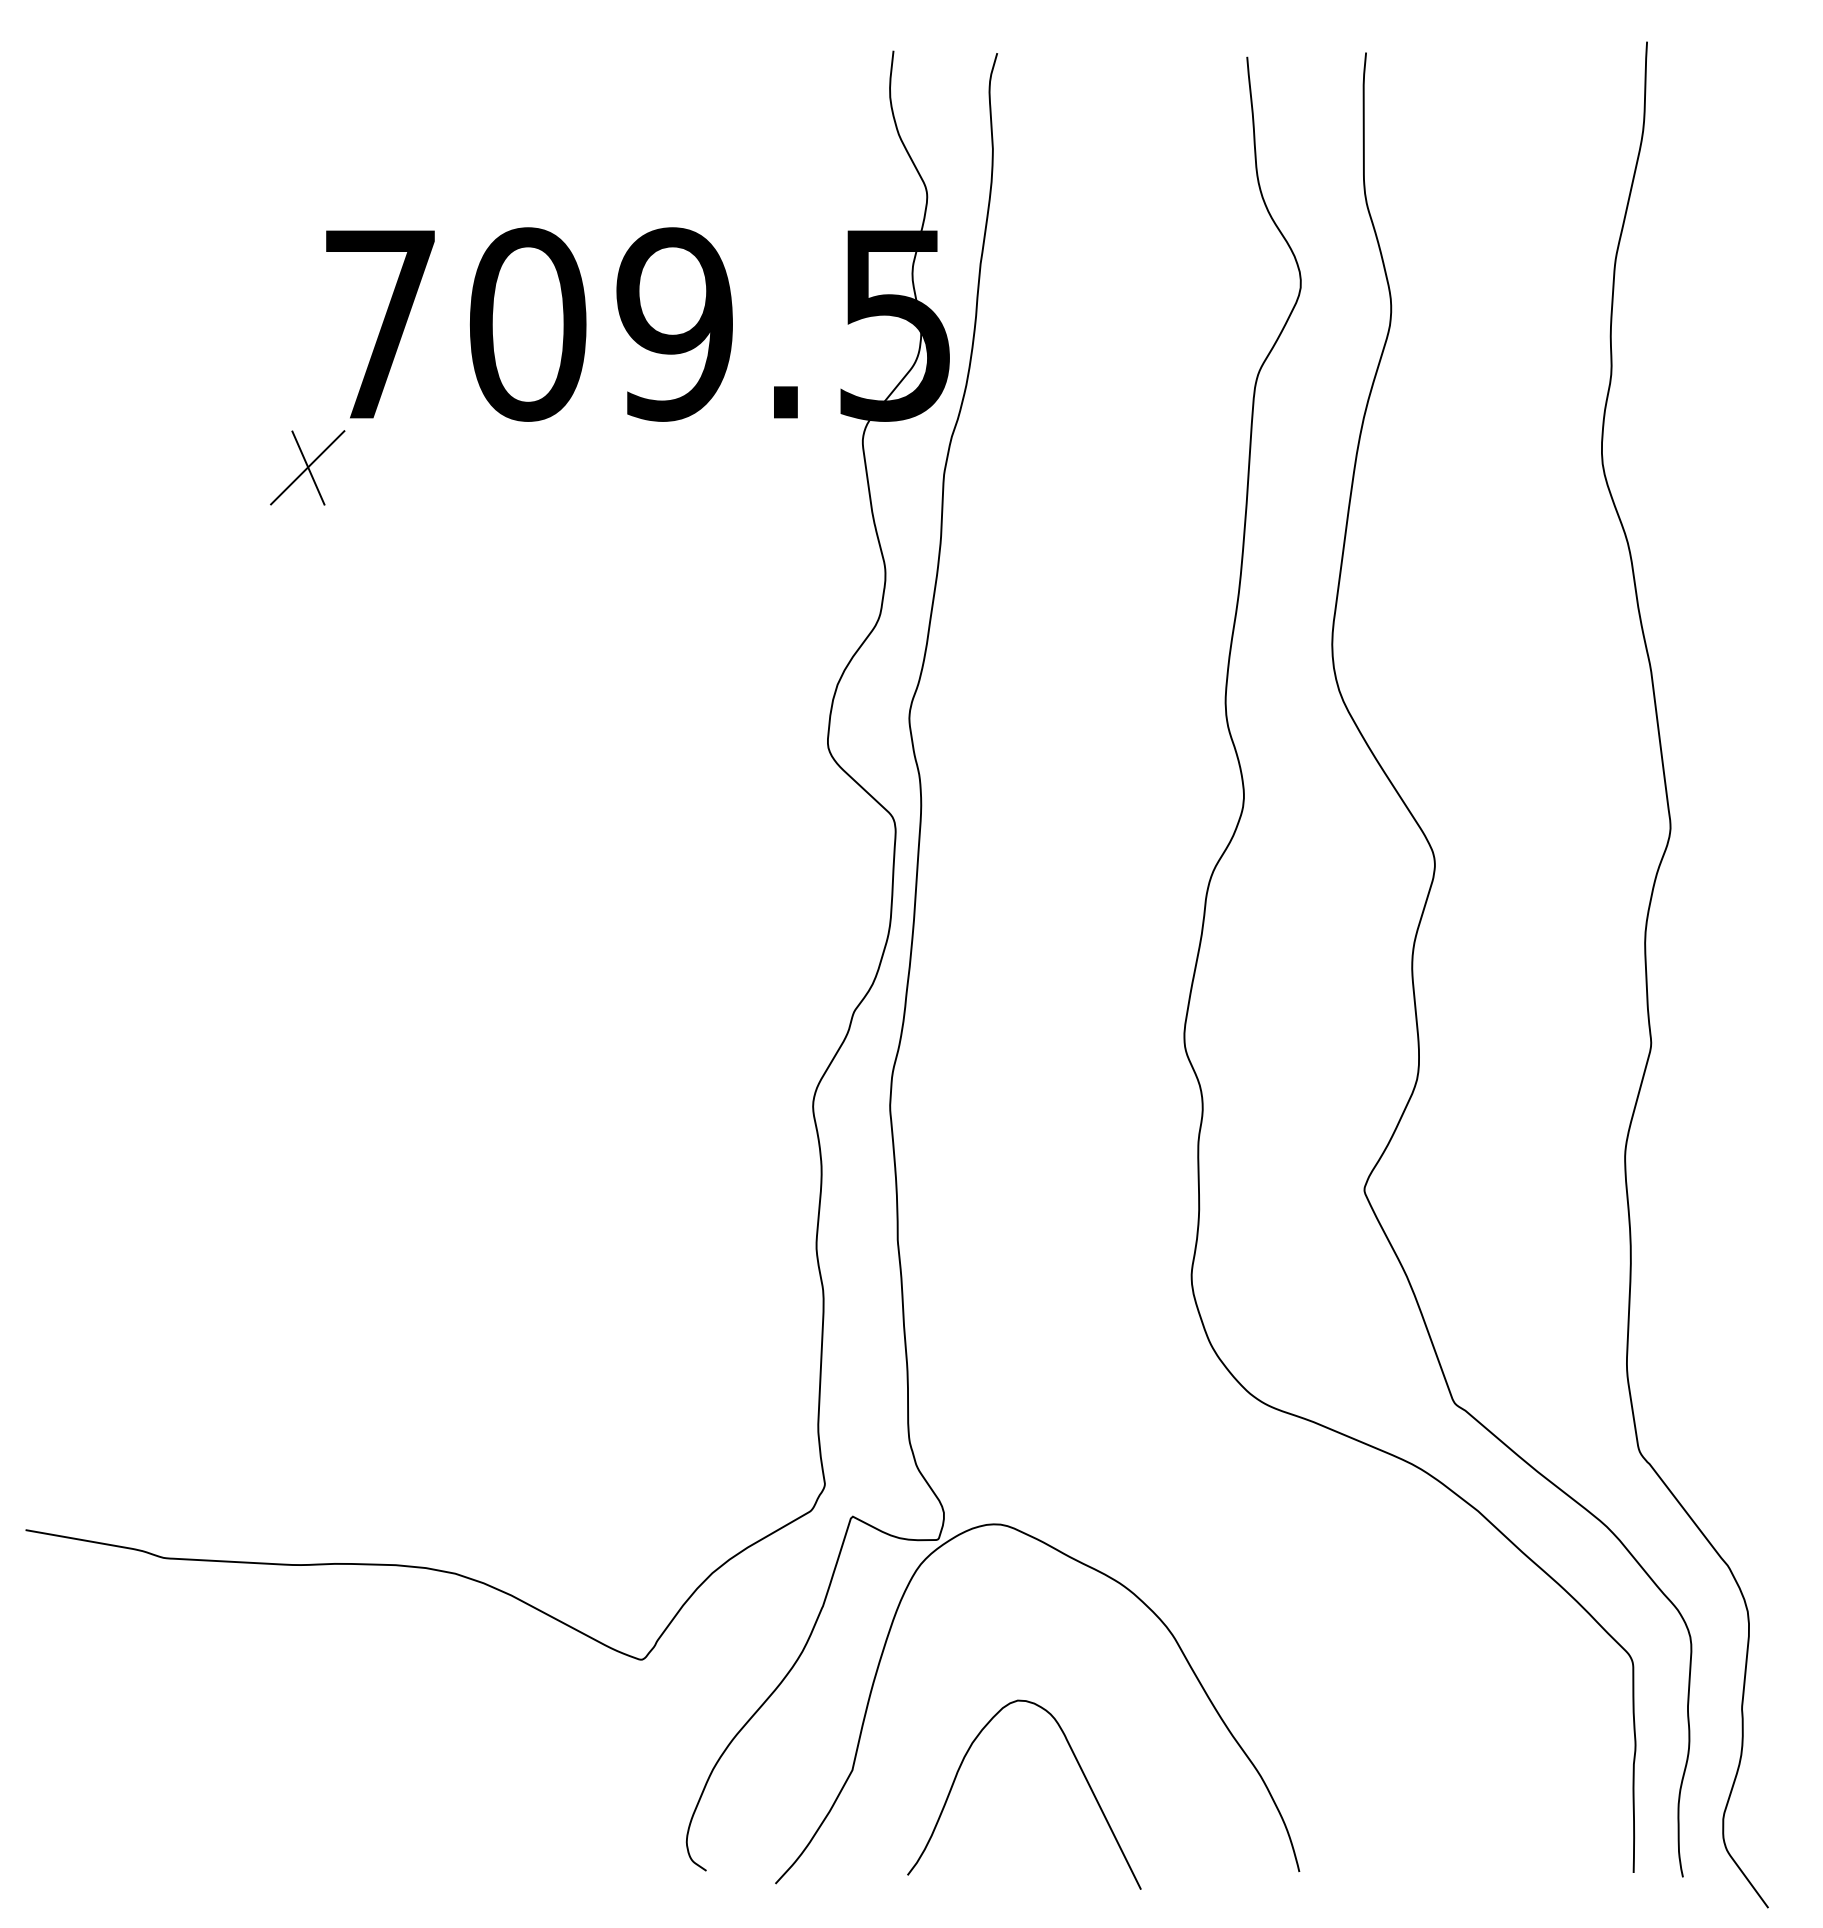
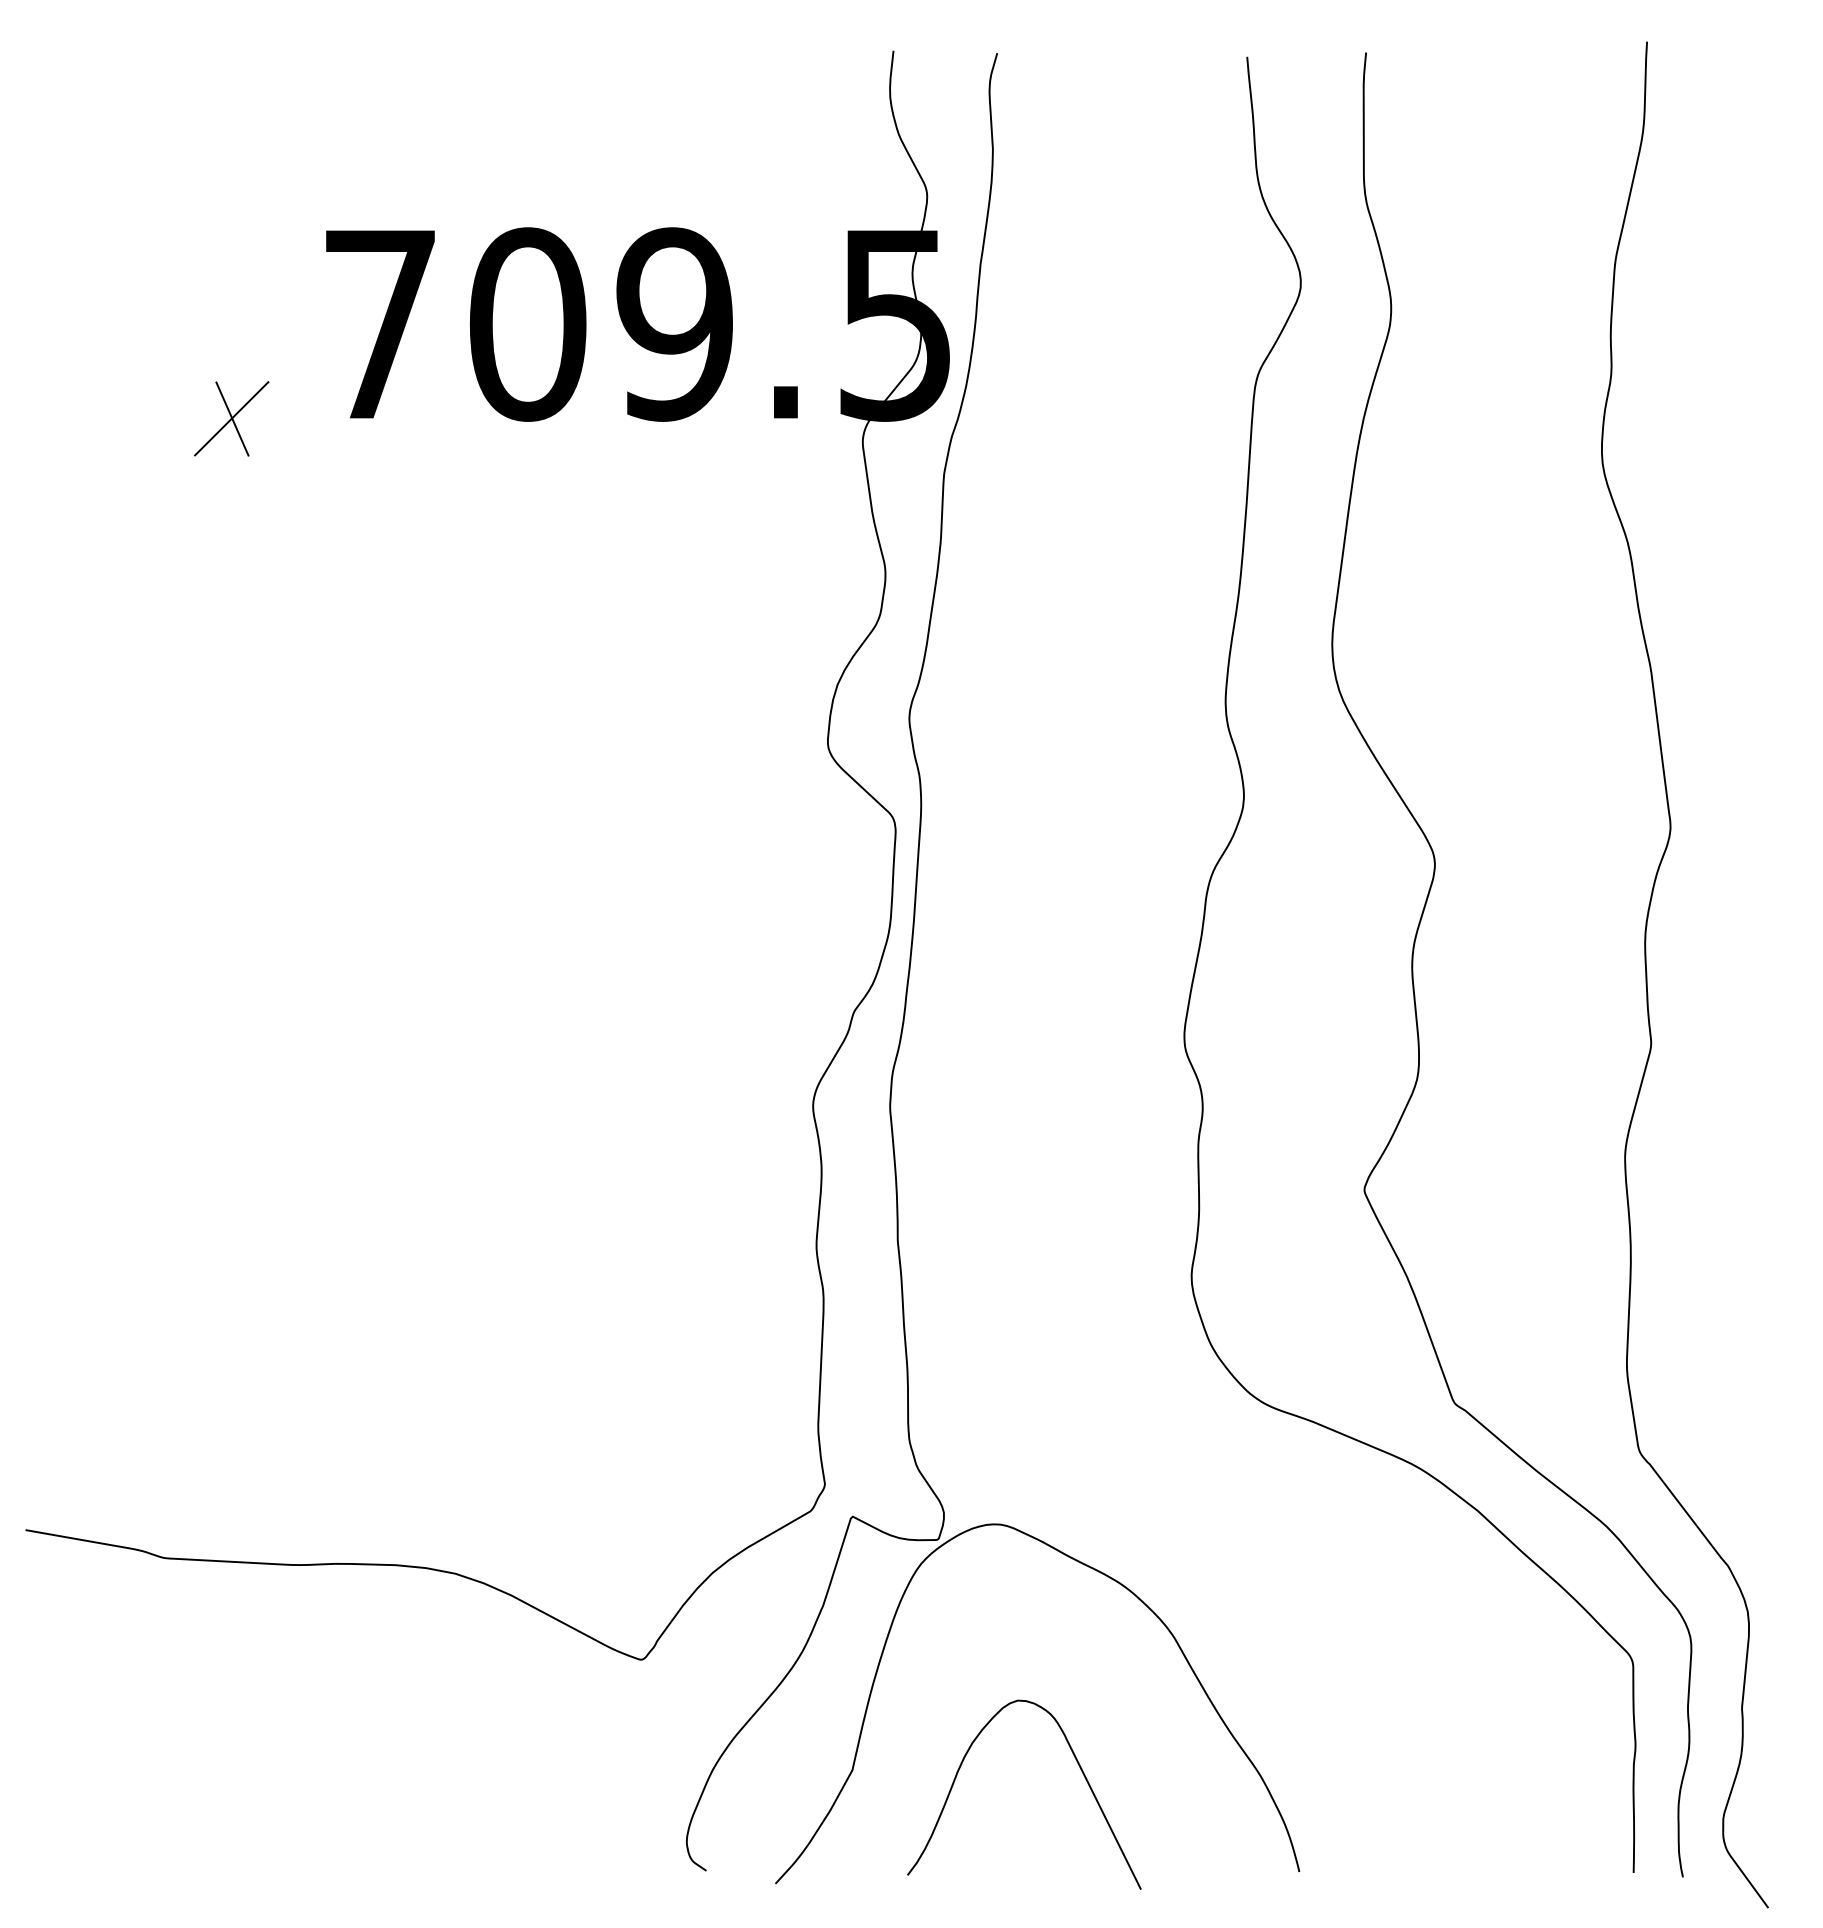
part position: (307, 467) -> (231, 418) (231, 418)
